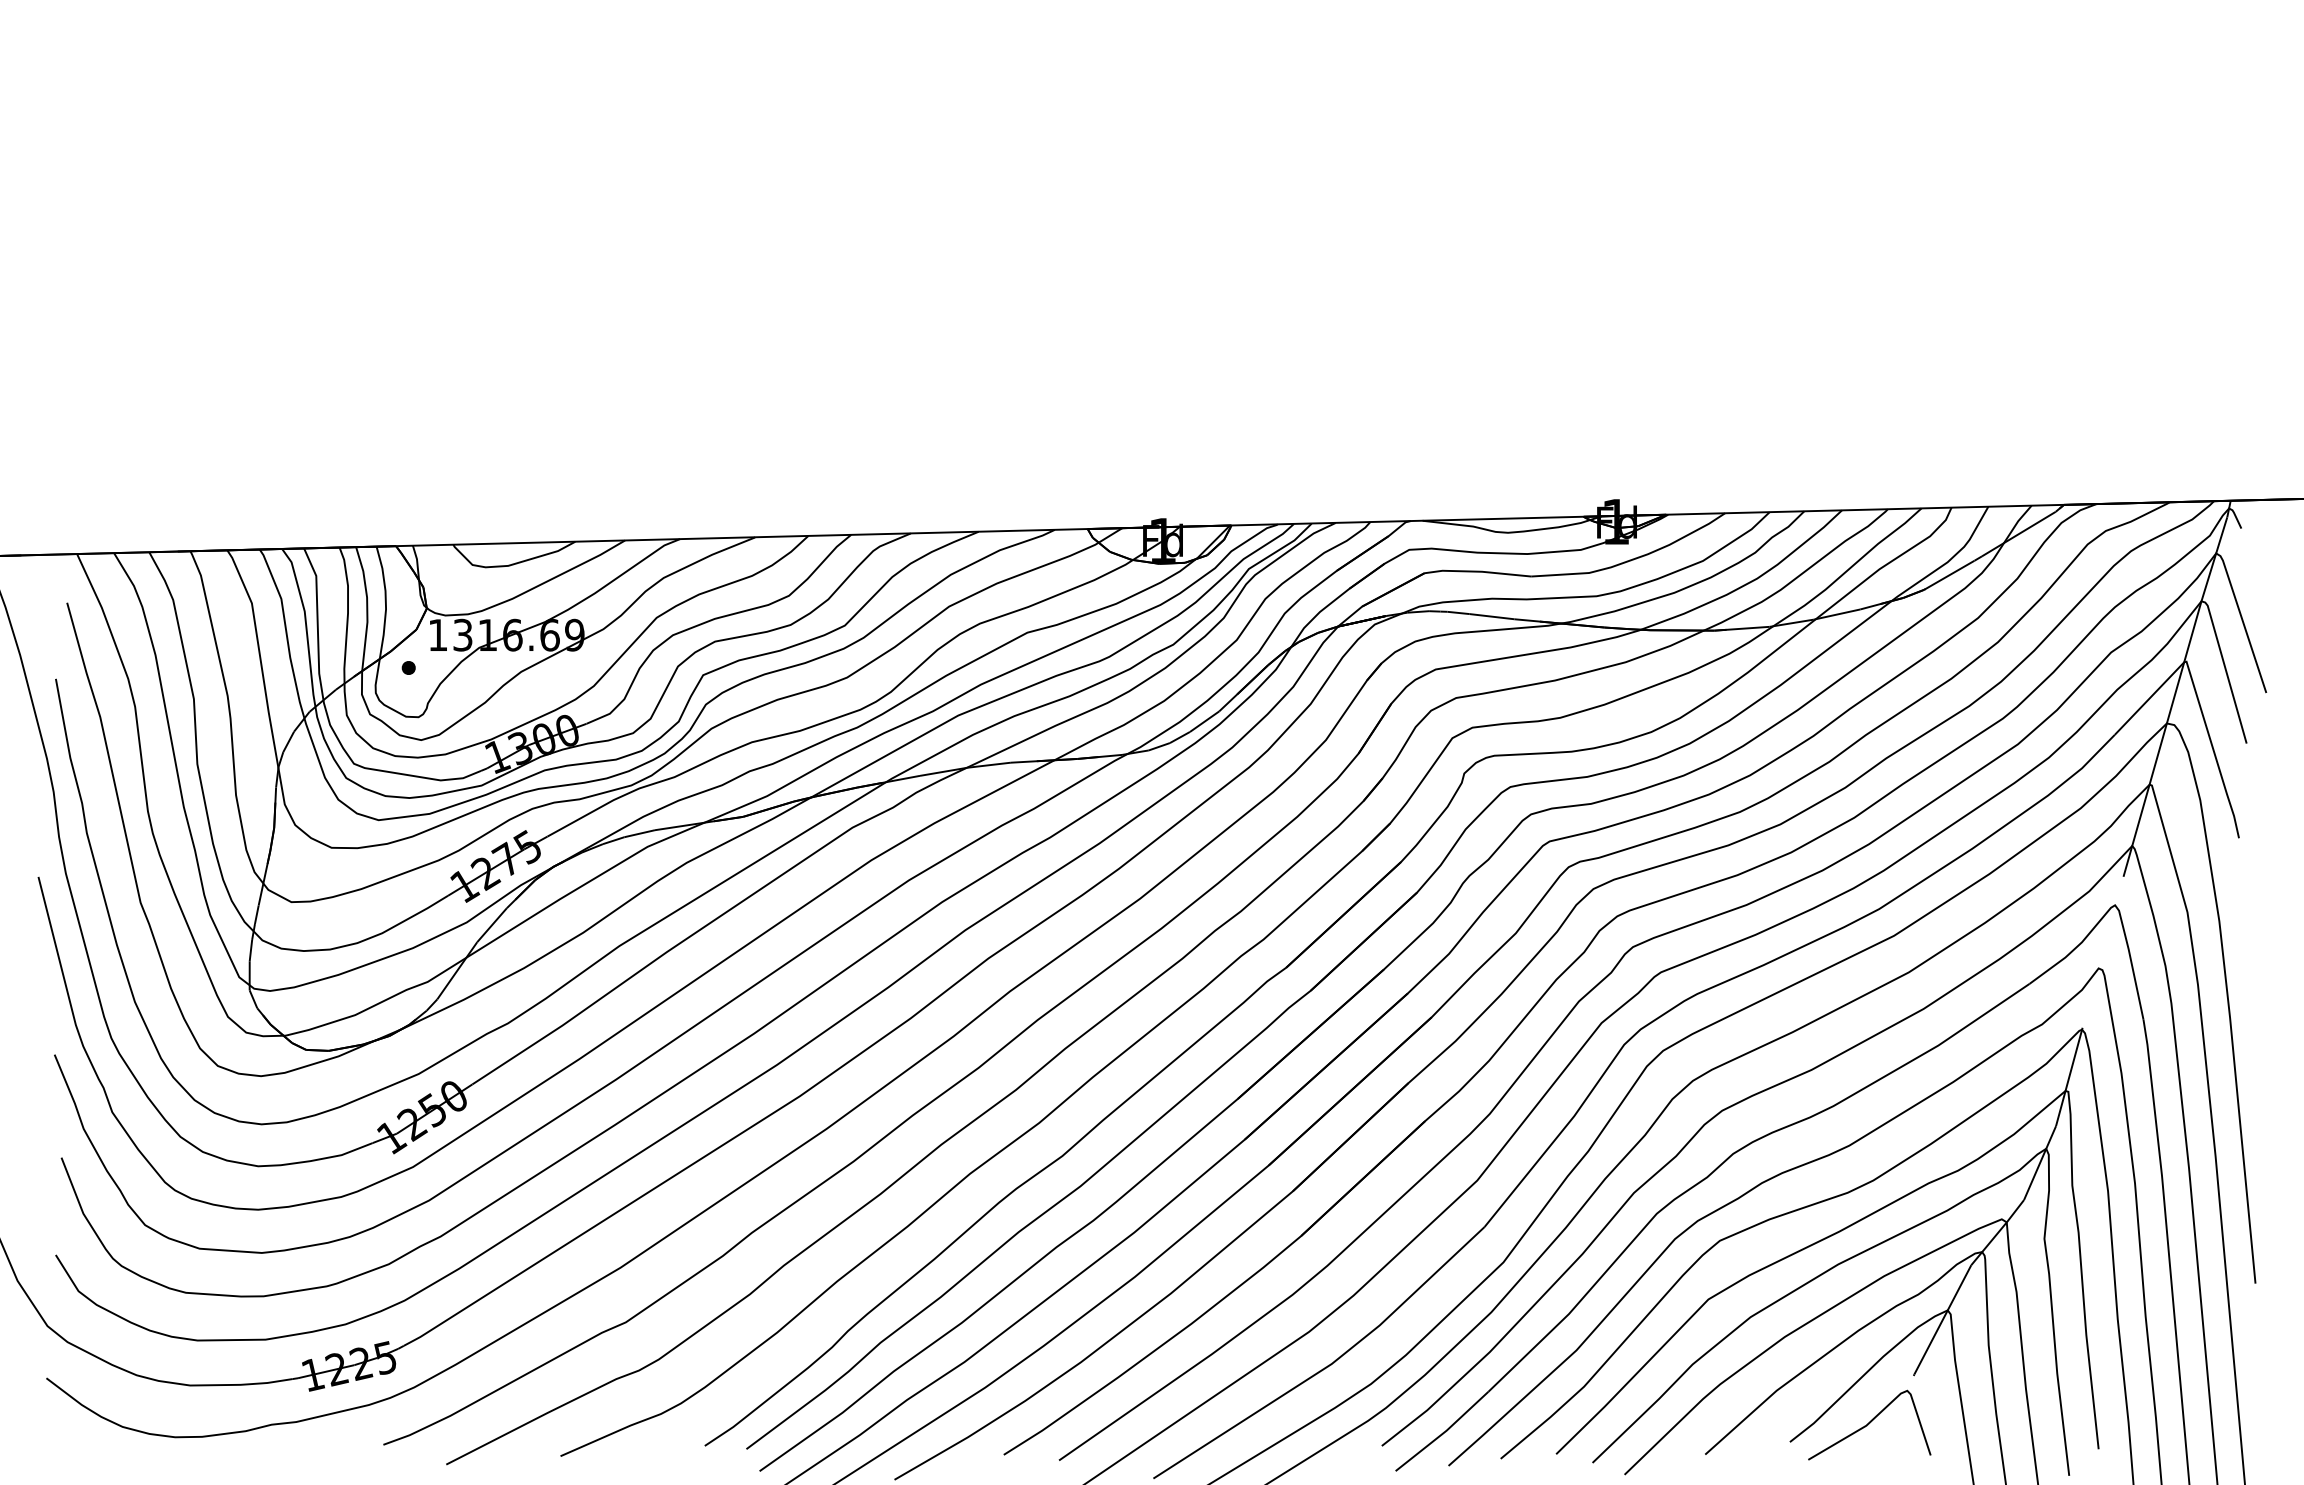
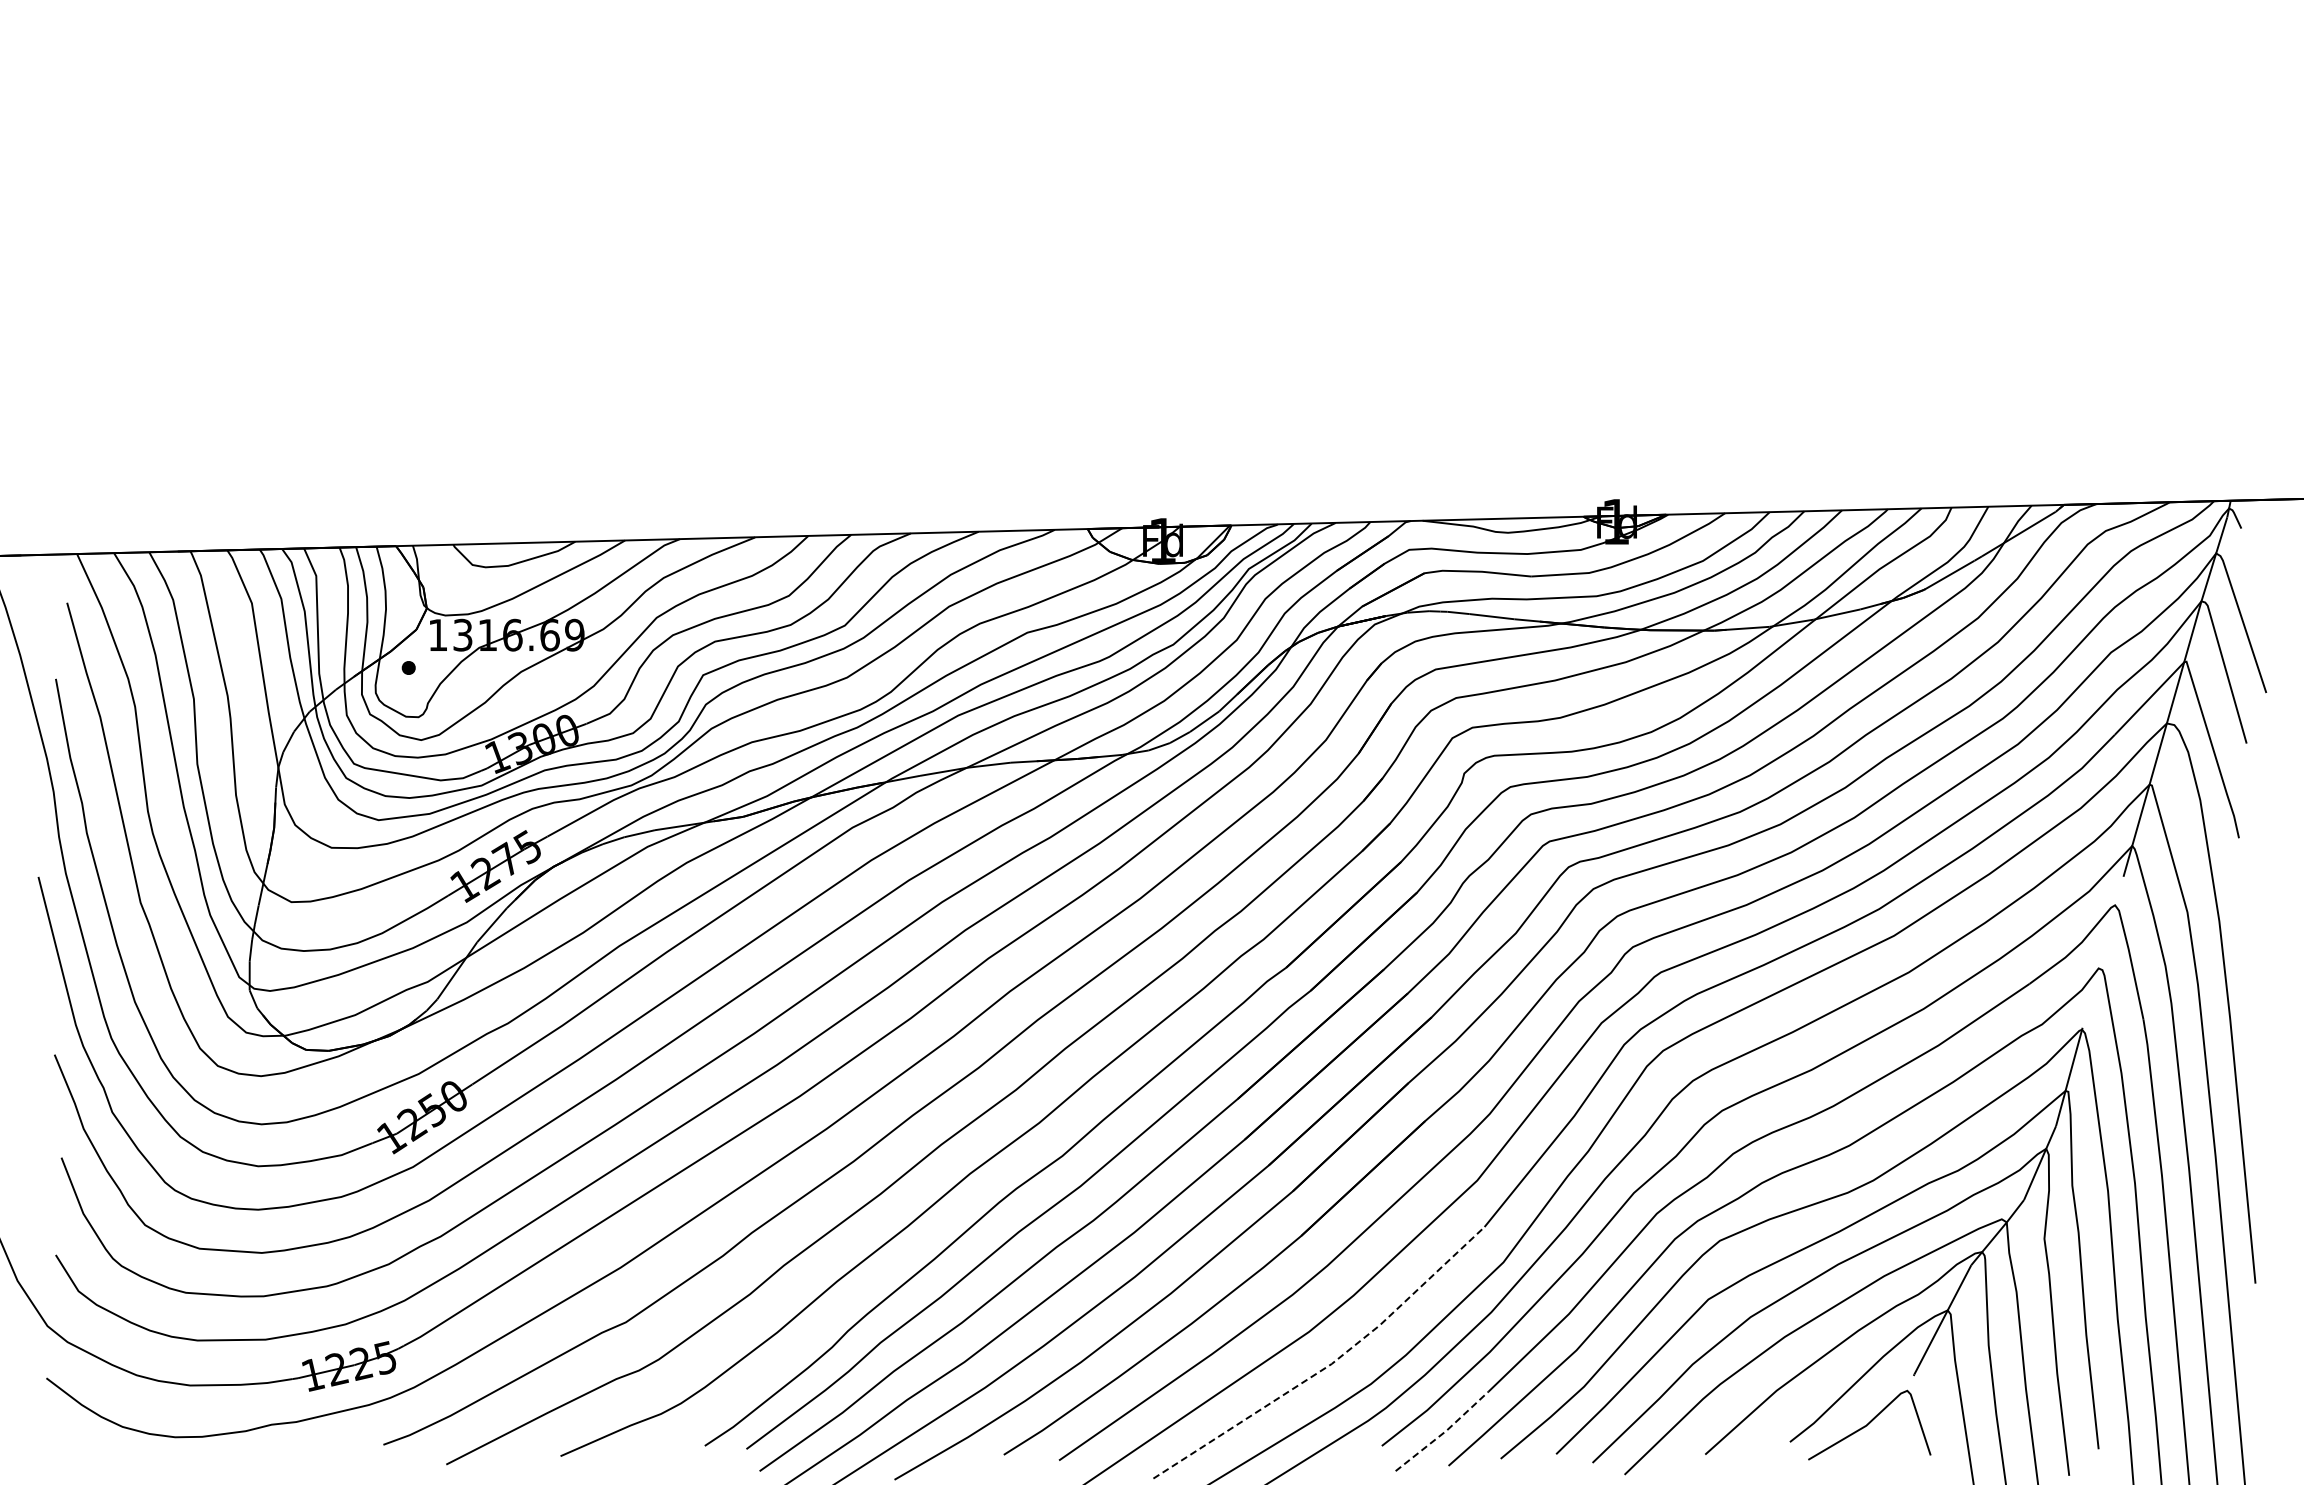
line: solid -> dashed (1330, 1365)
line: solid -> dashed (1444, 1432)
